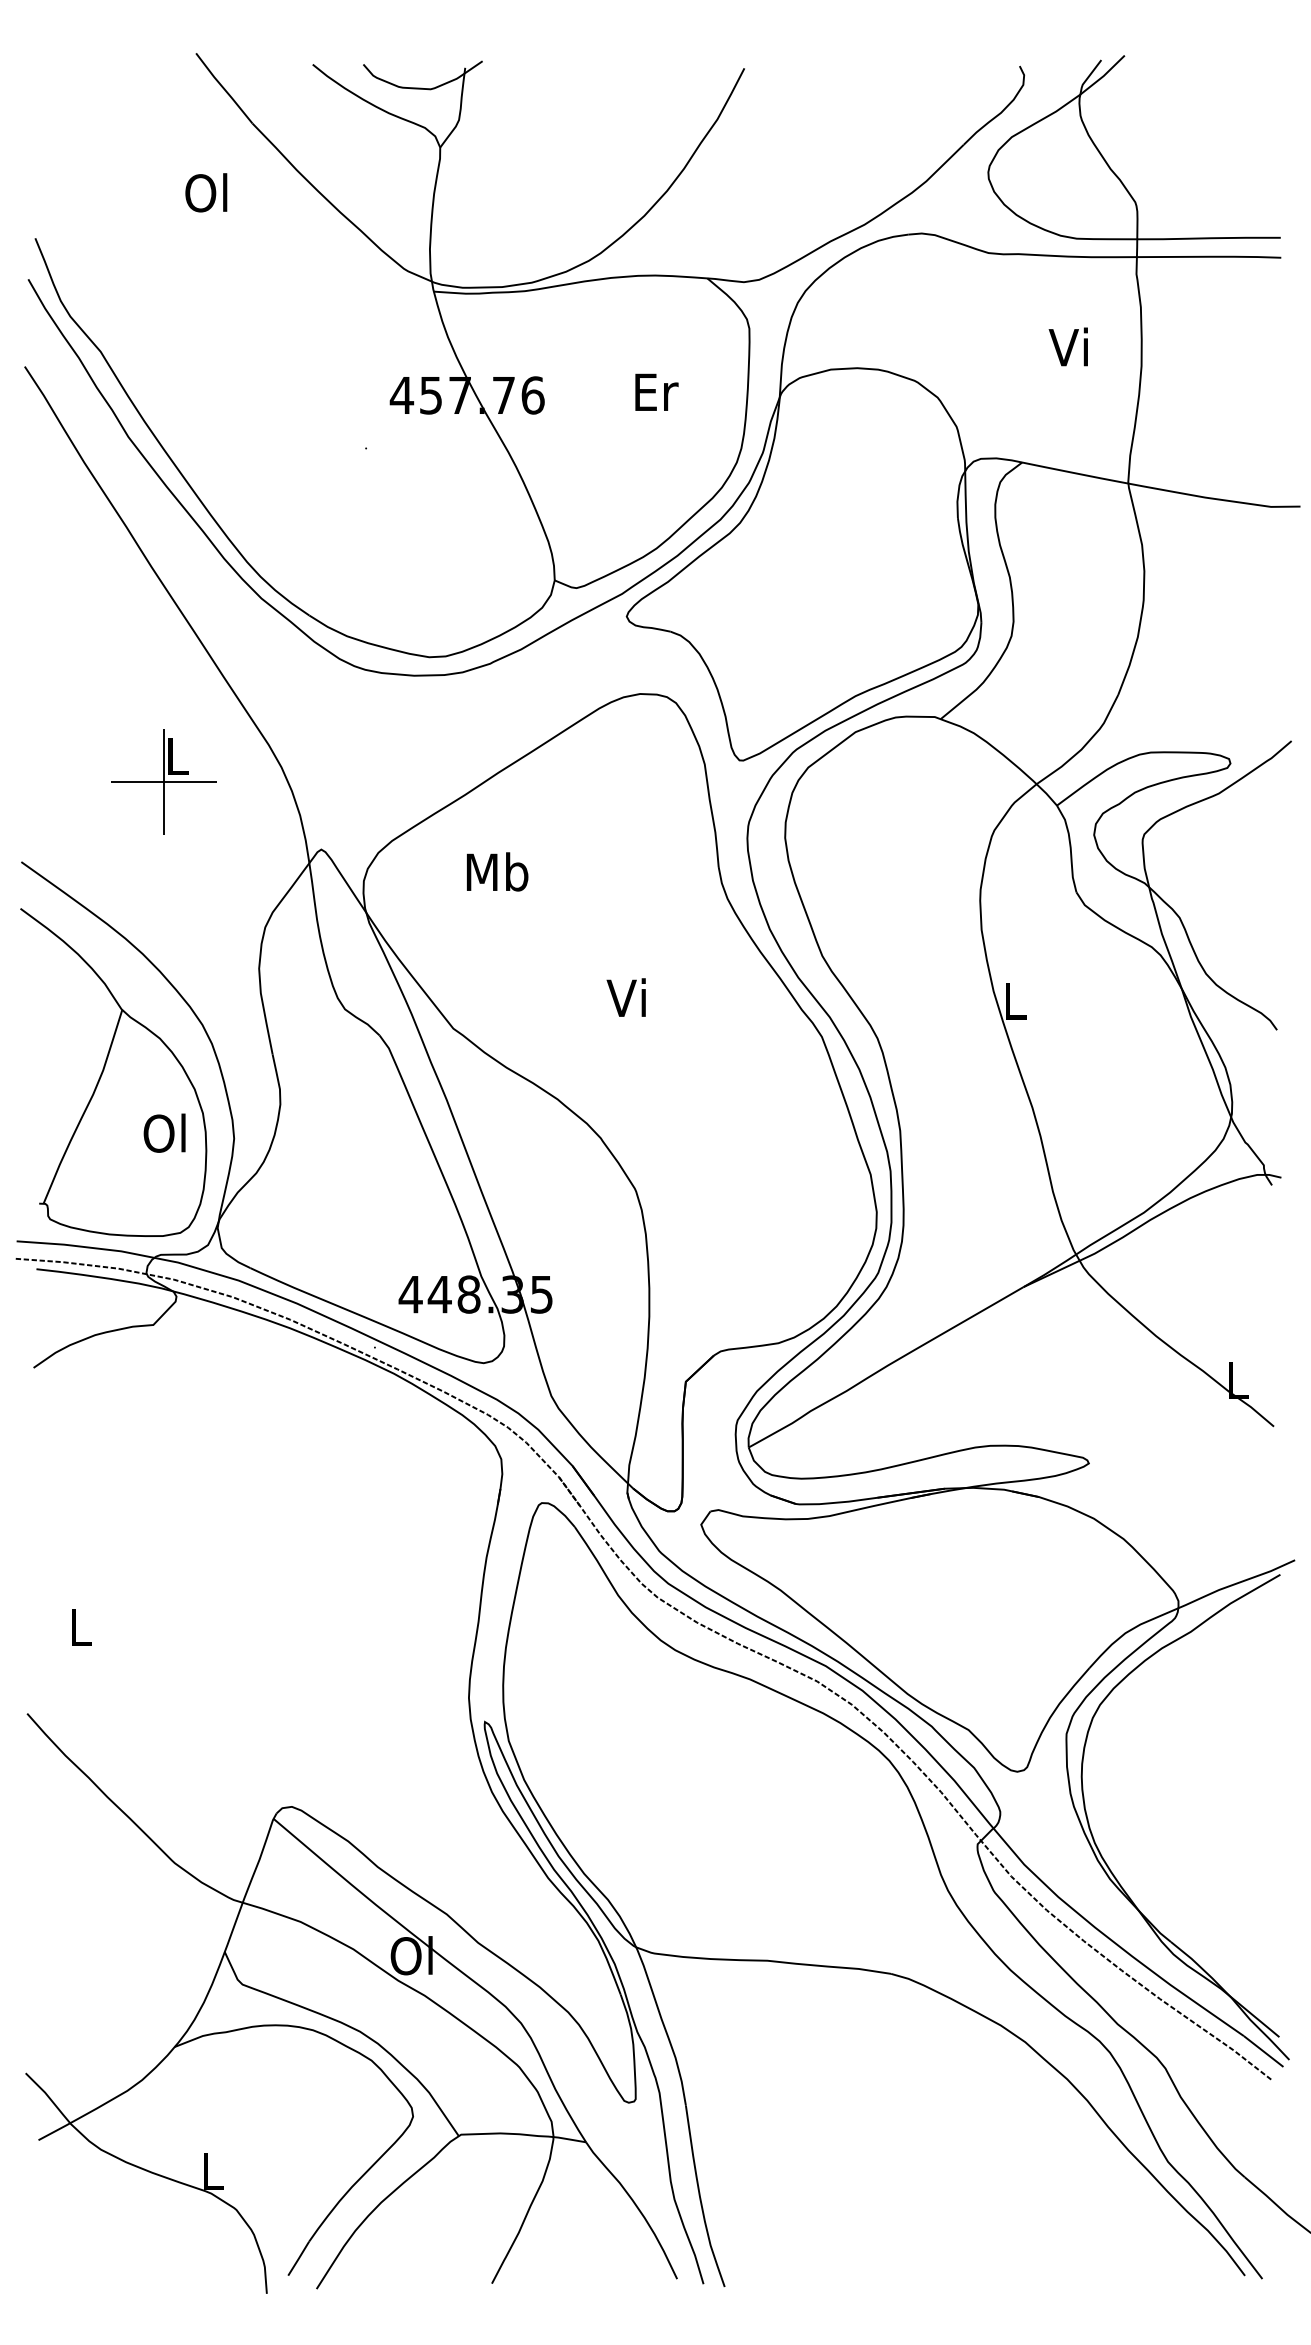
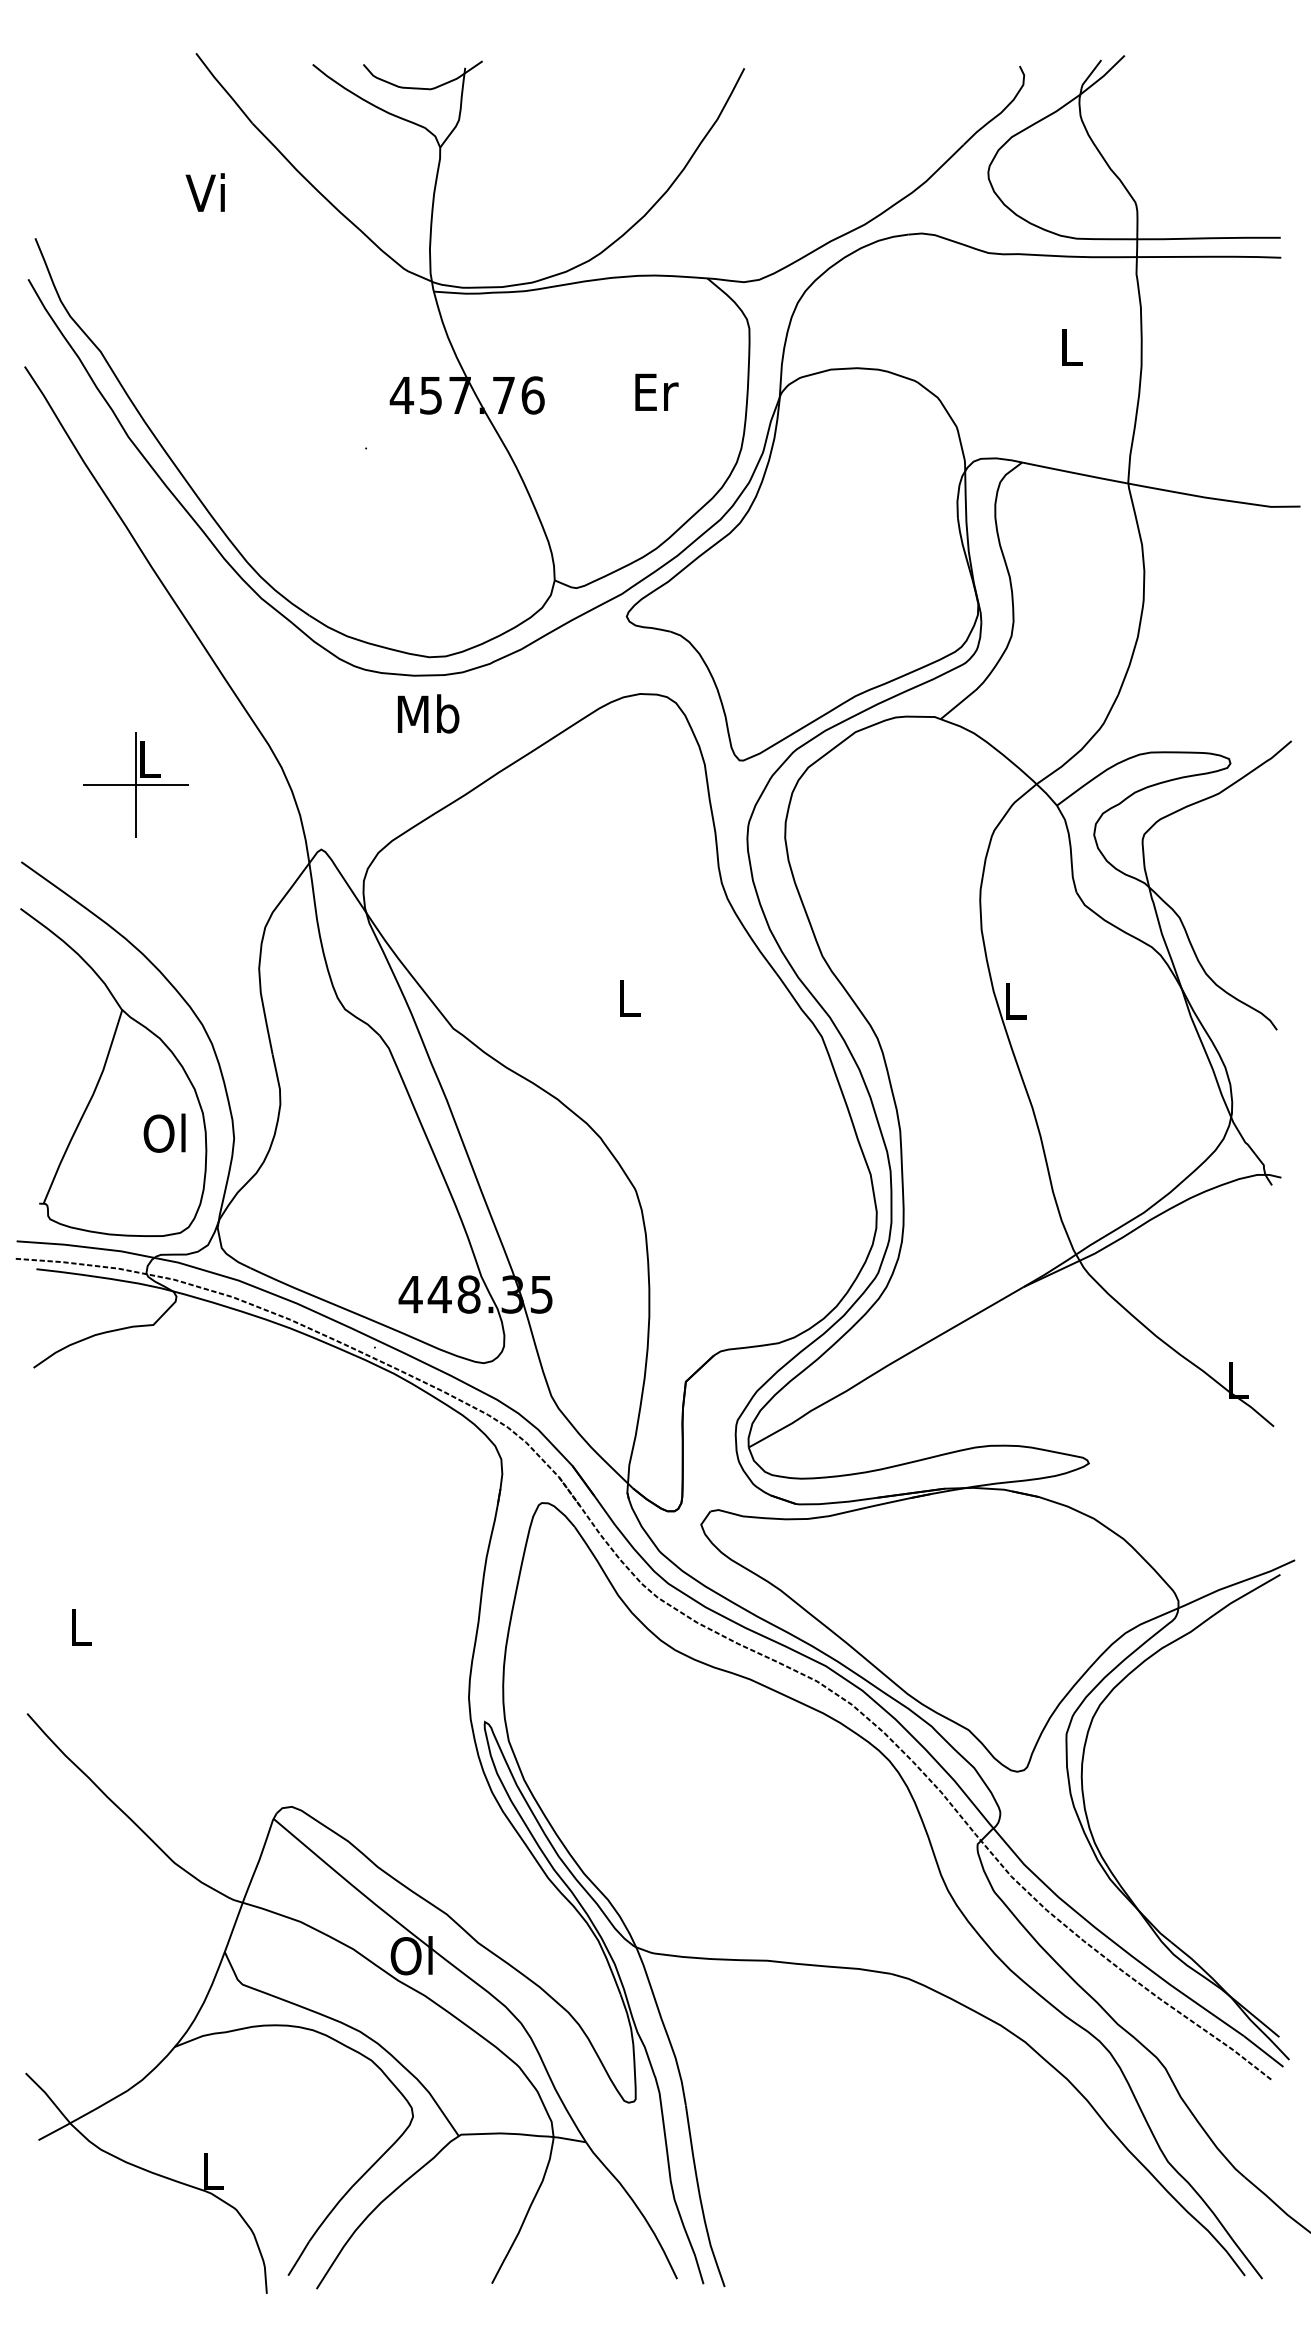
text: Ol -> Vi (206, 192)
text: Vi -> L (1067, 346)
part position: (163, 781) -> (135, 784) (135, 784)
text position: (497, 871) -> (428, 713) (428, 713)
text: Vi -> L (625, 997)
